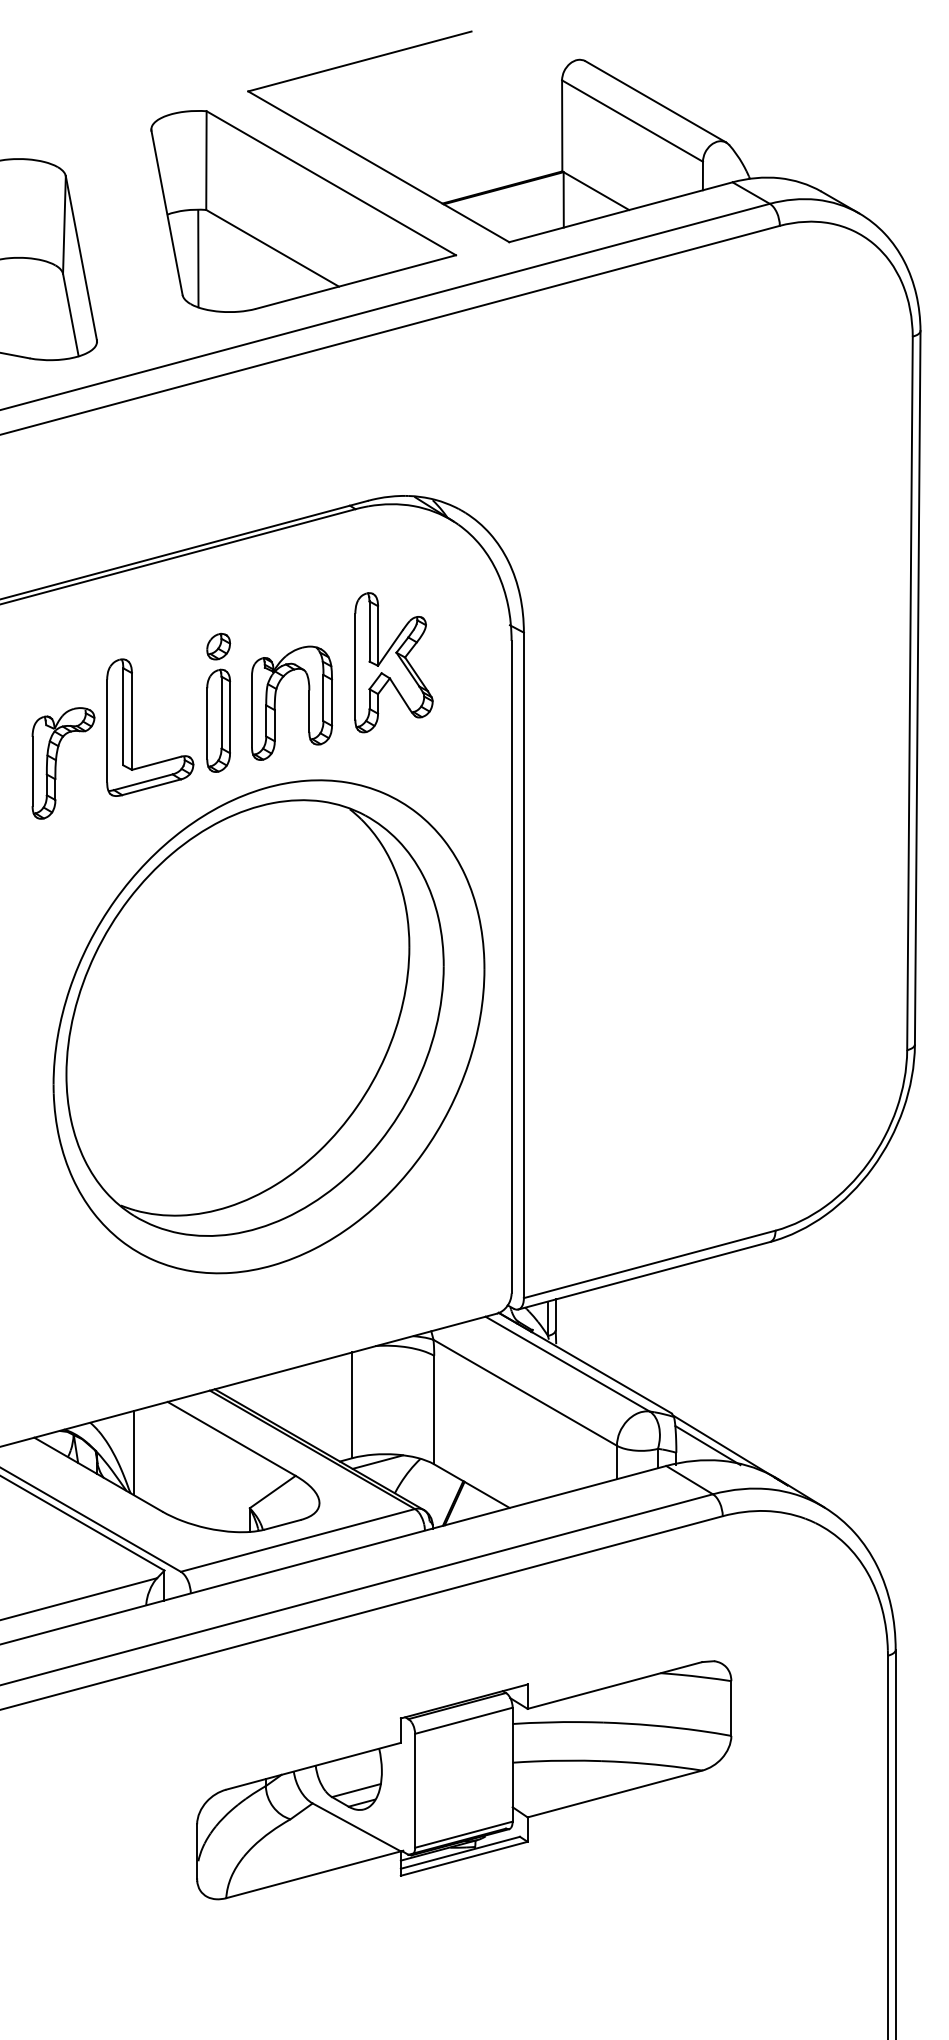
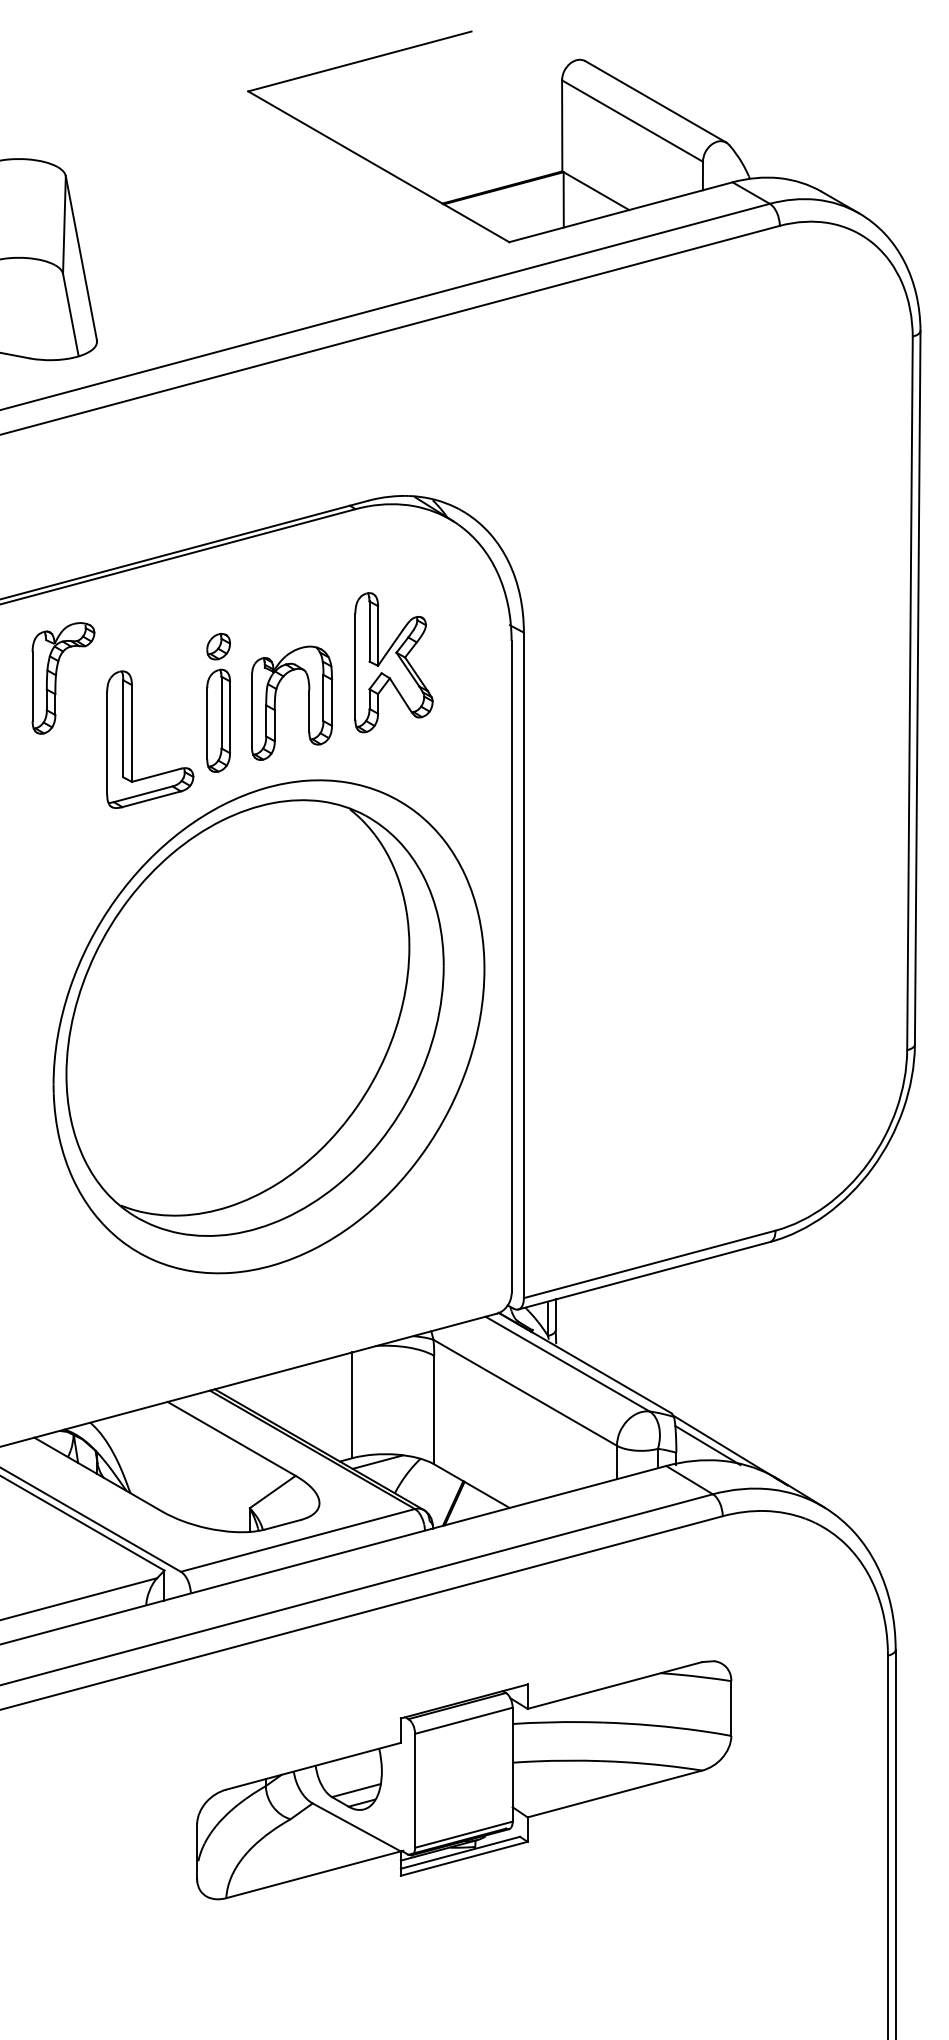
part: present -> none (303, 211)
part position: (132, 727) -> (132, 739) (132, 739)
part position: (56, 763) -> (56, 678) (56, 678)
line: present -> none (133, 1452)
